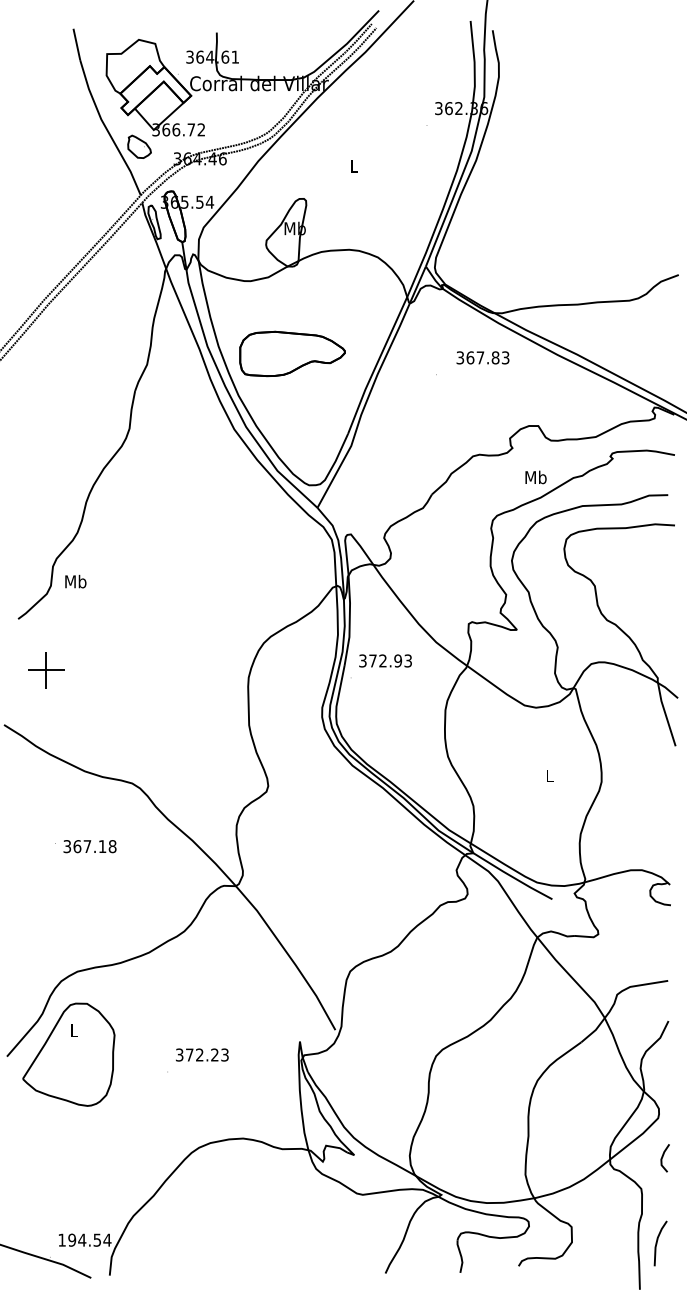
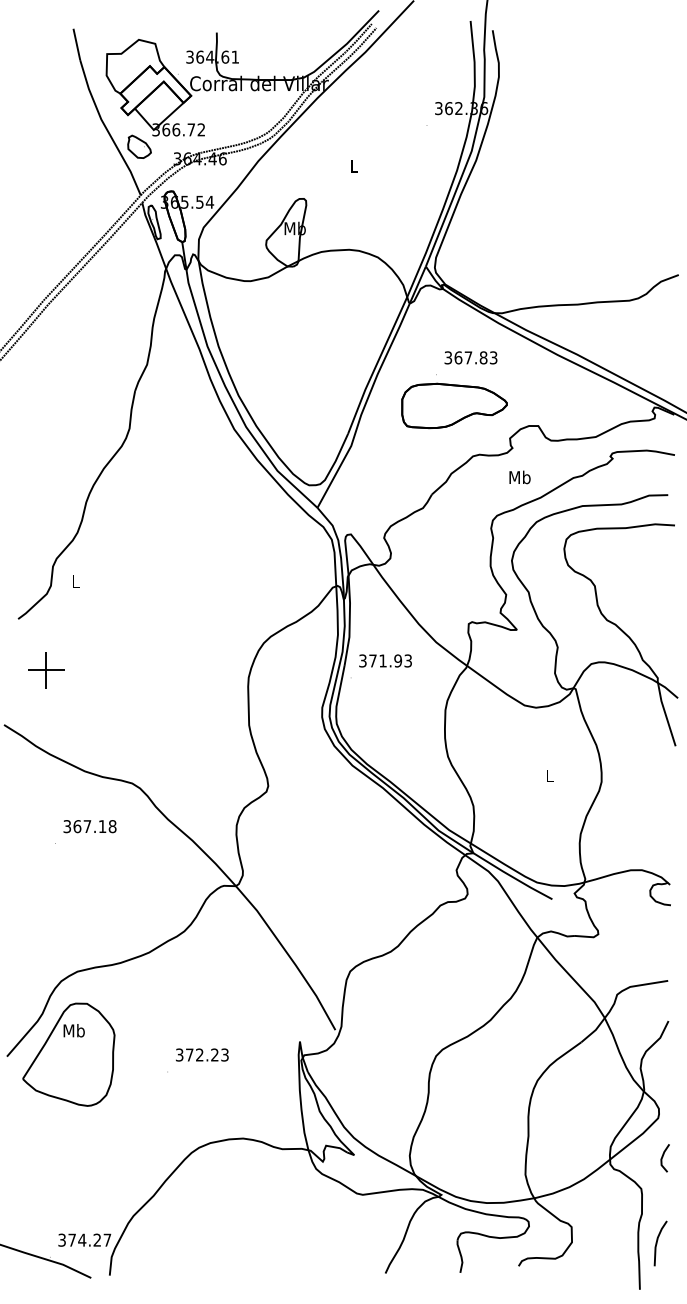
part position: (292, 353) -> (454, 405) (454, 405)
text position: (482, 357) -> (470, 357) (470, 357)
text position: (535, 477) -> (519, 477) (519, 477)
text: Mb -> L (75, 581)
text: 372.93 -> 371.93 (382, 660)
text position: (89, 846) -> (89, 826) (89, 826)
text: L -> Mb (73, 1030)
text: 194.54 -> 374.27 (84, 1239)
